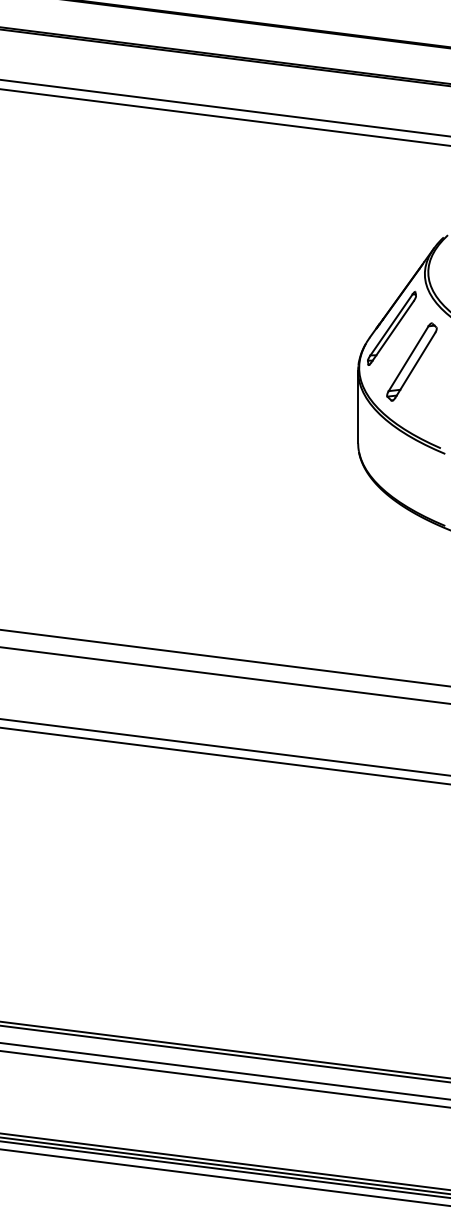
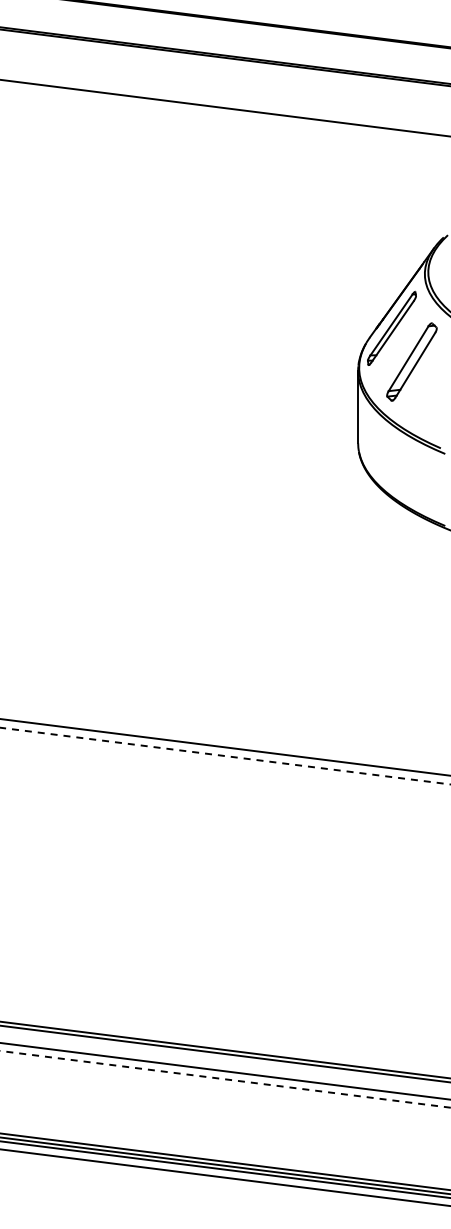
line: present -> none (224, 117)
line: present -> none (224, 658)
line: present -> none (224, 675)
line: solid -> dashed (225, 756)
line: solid -> dashed (225, 1079)
